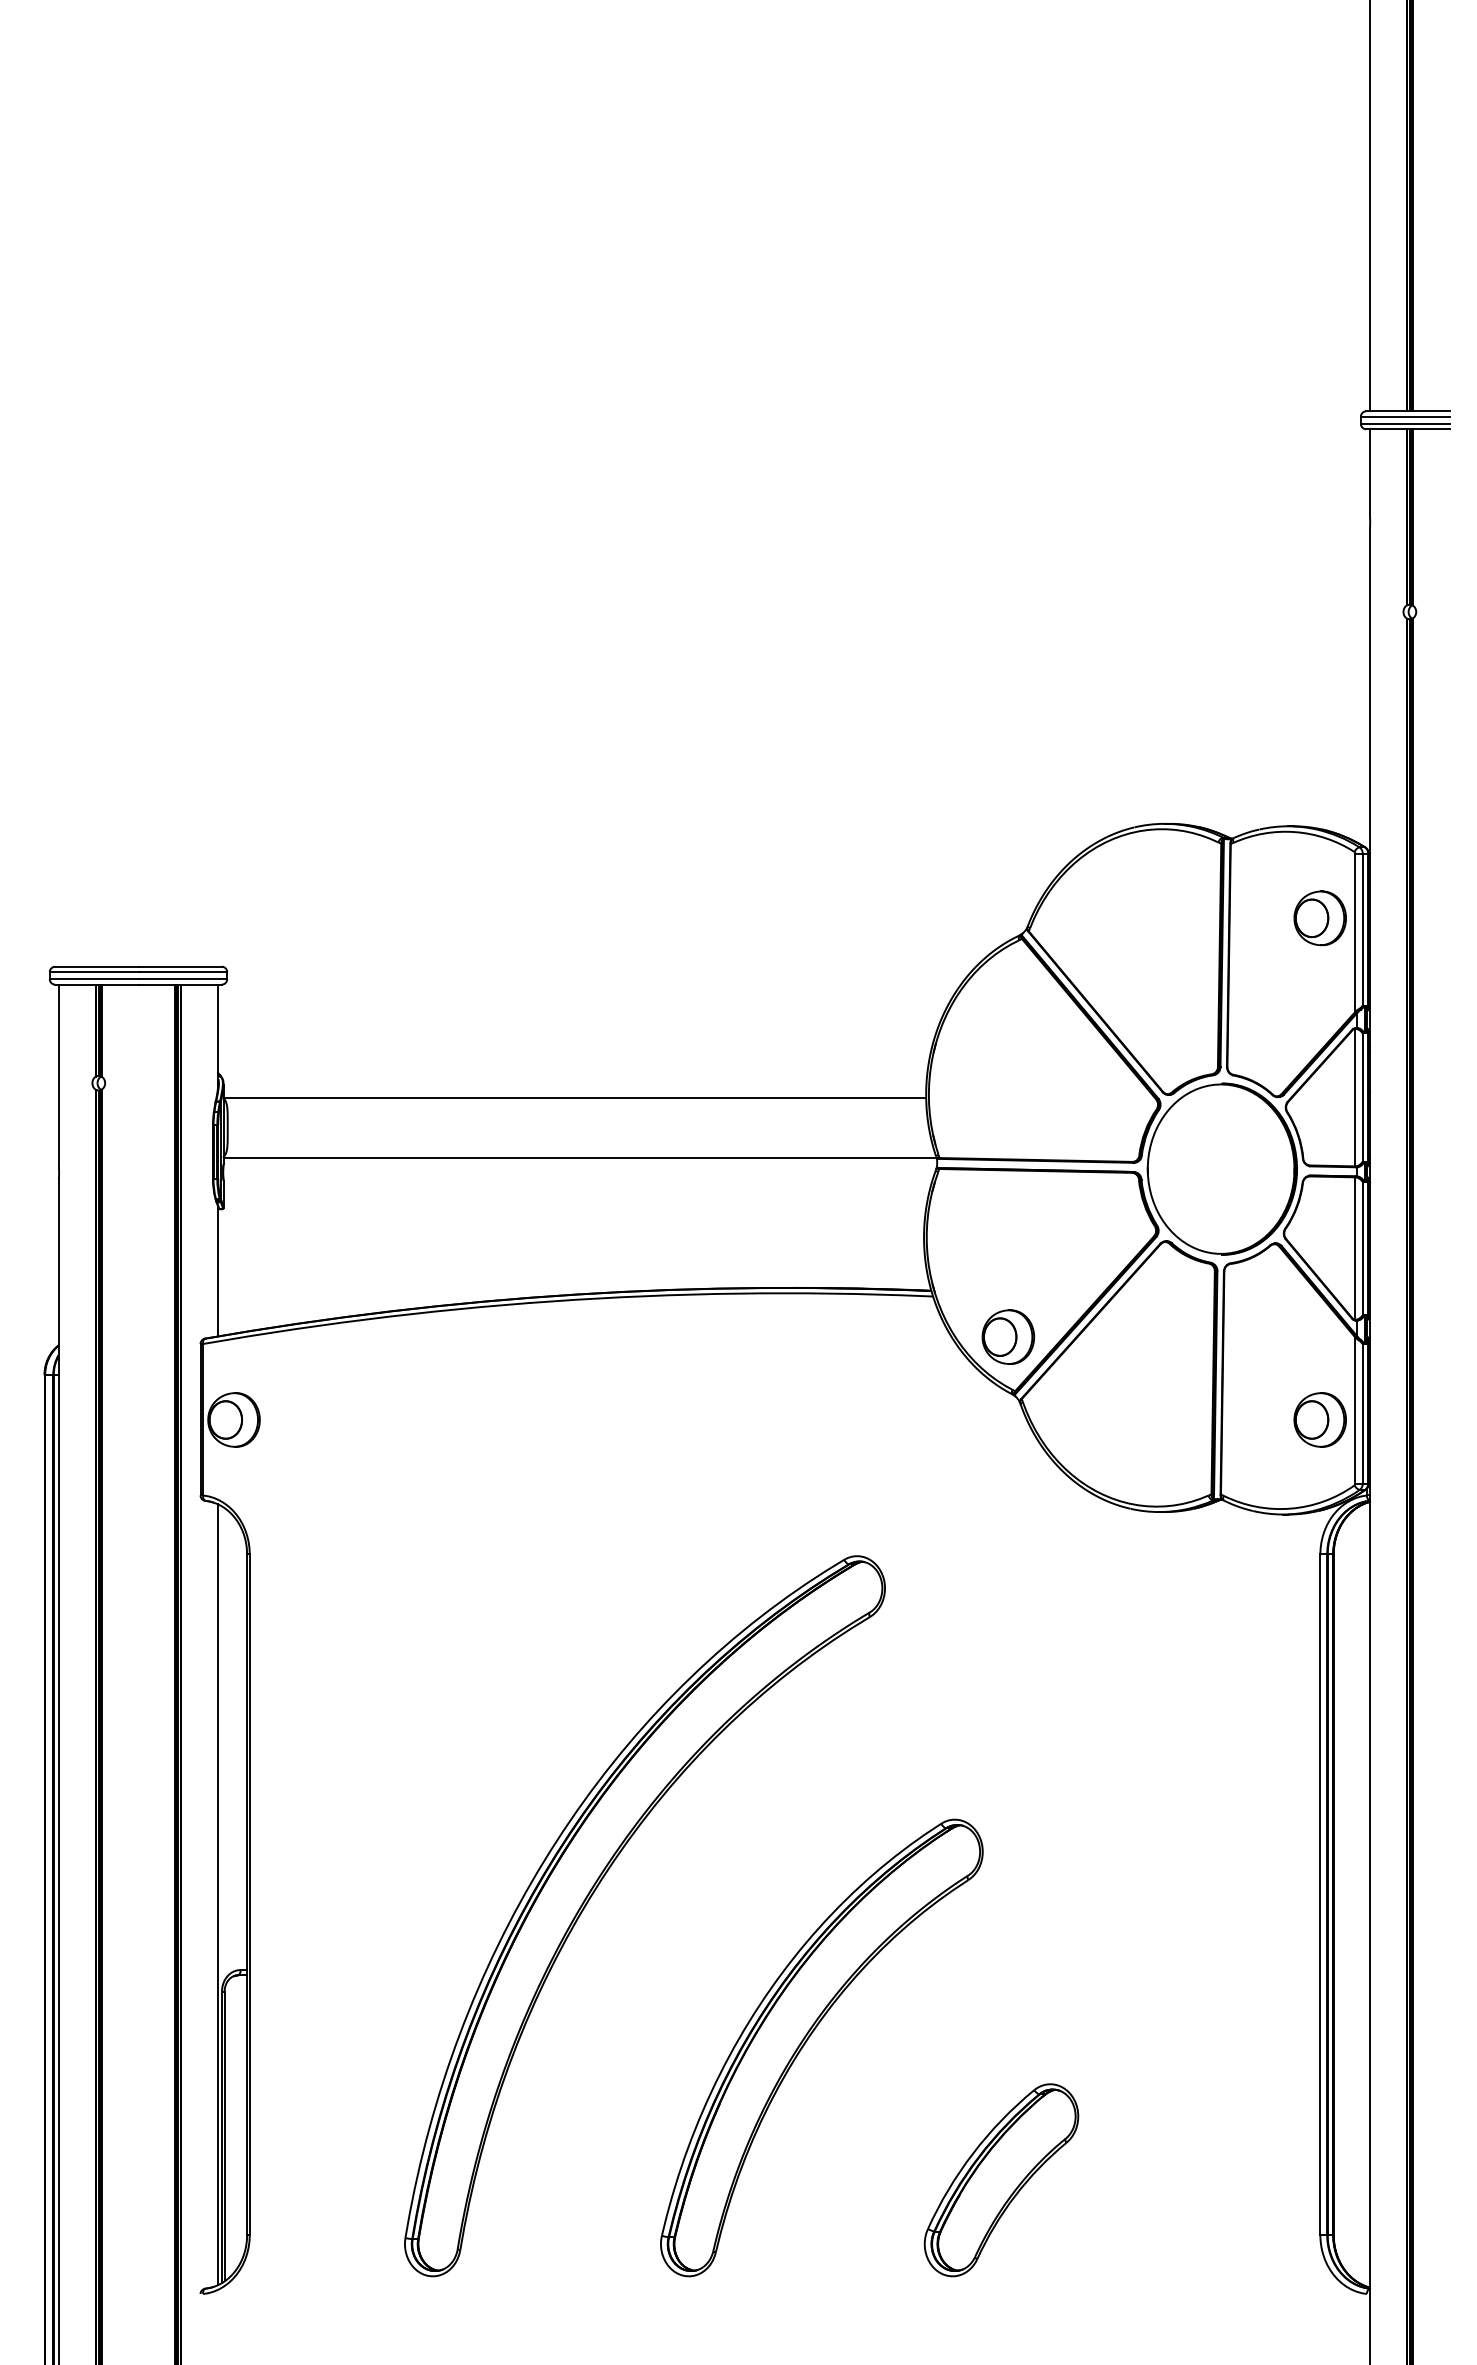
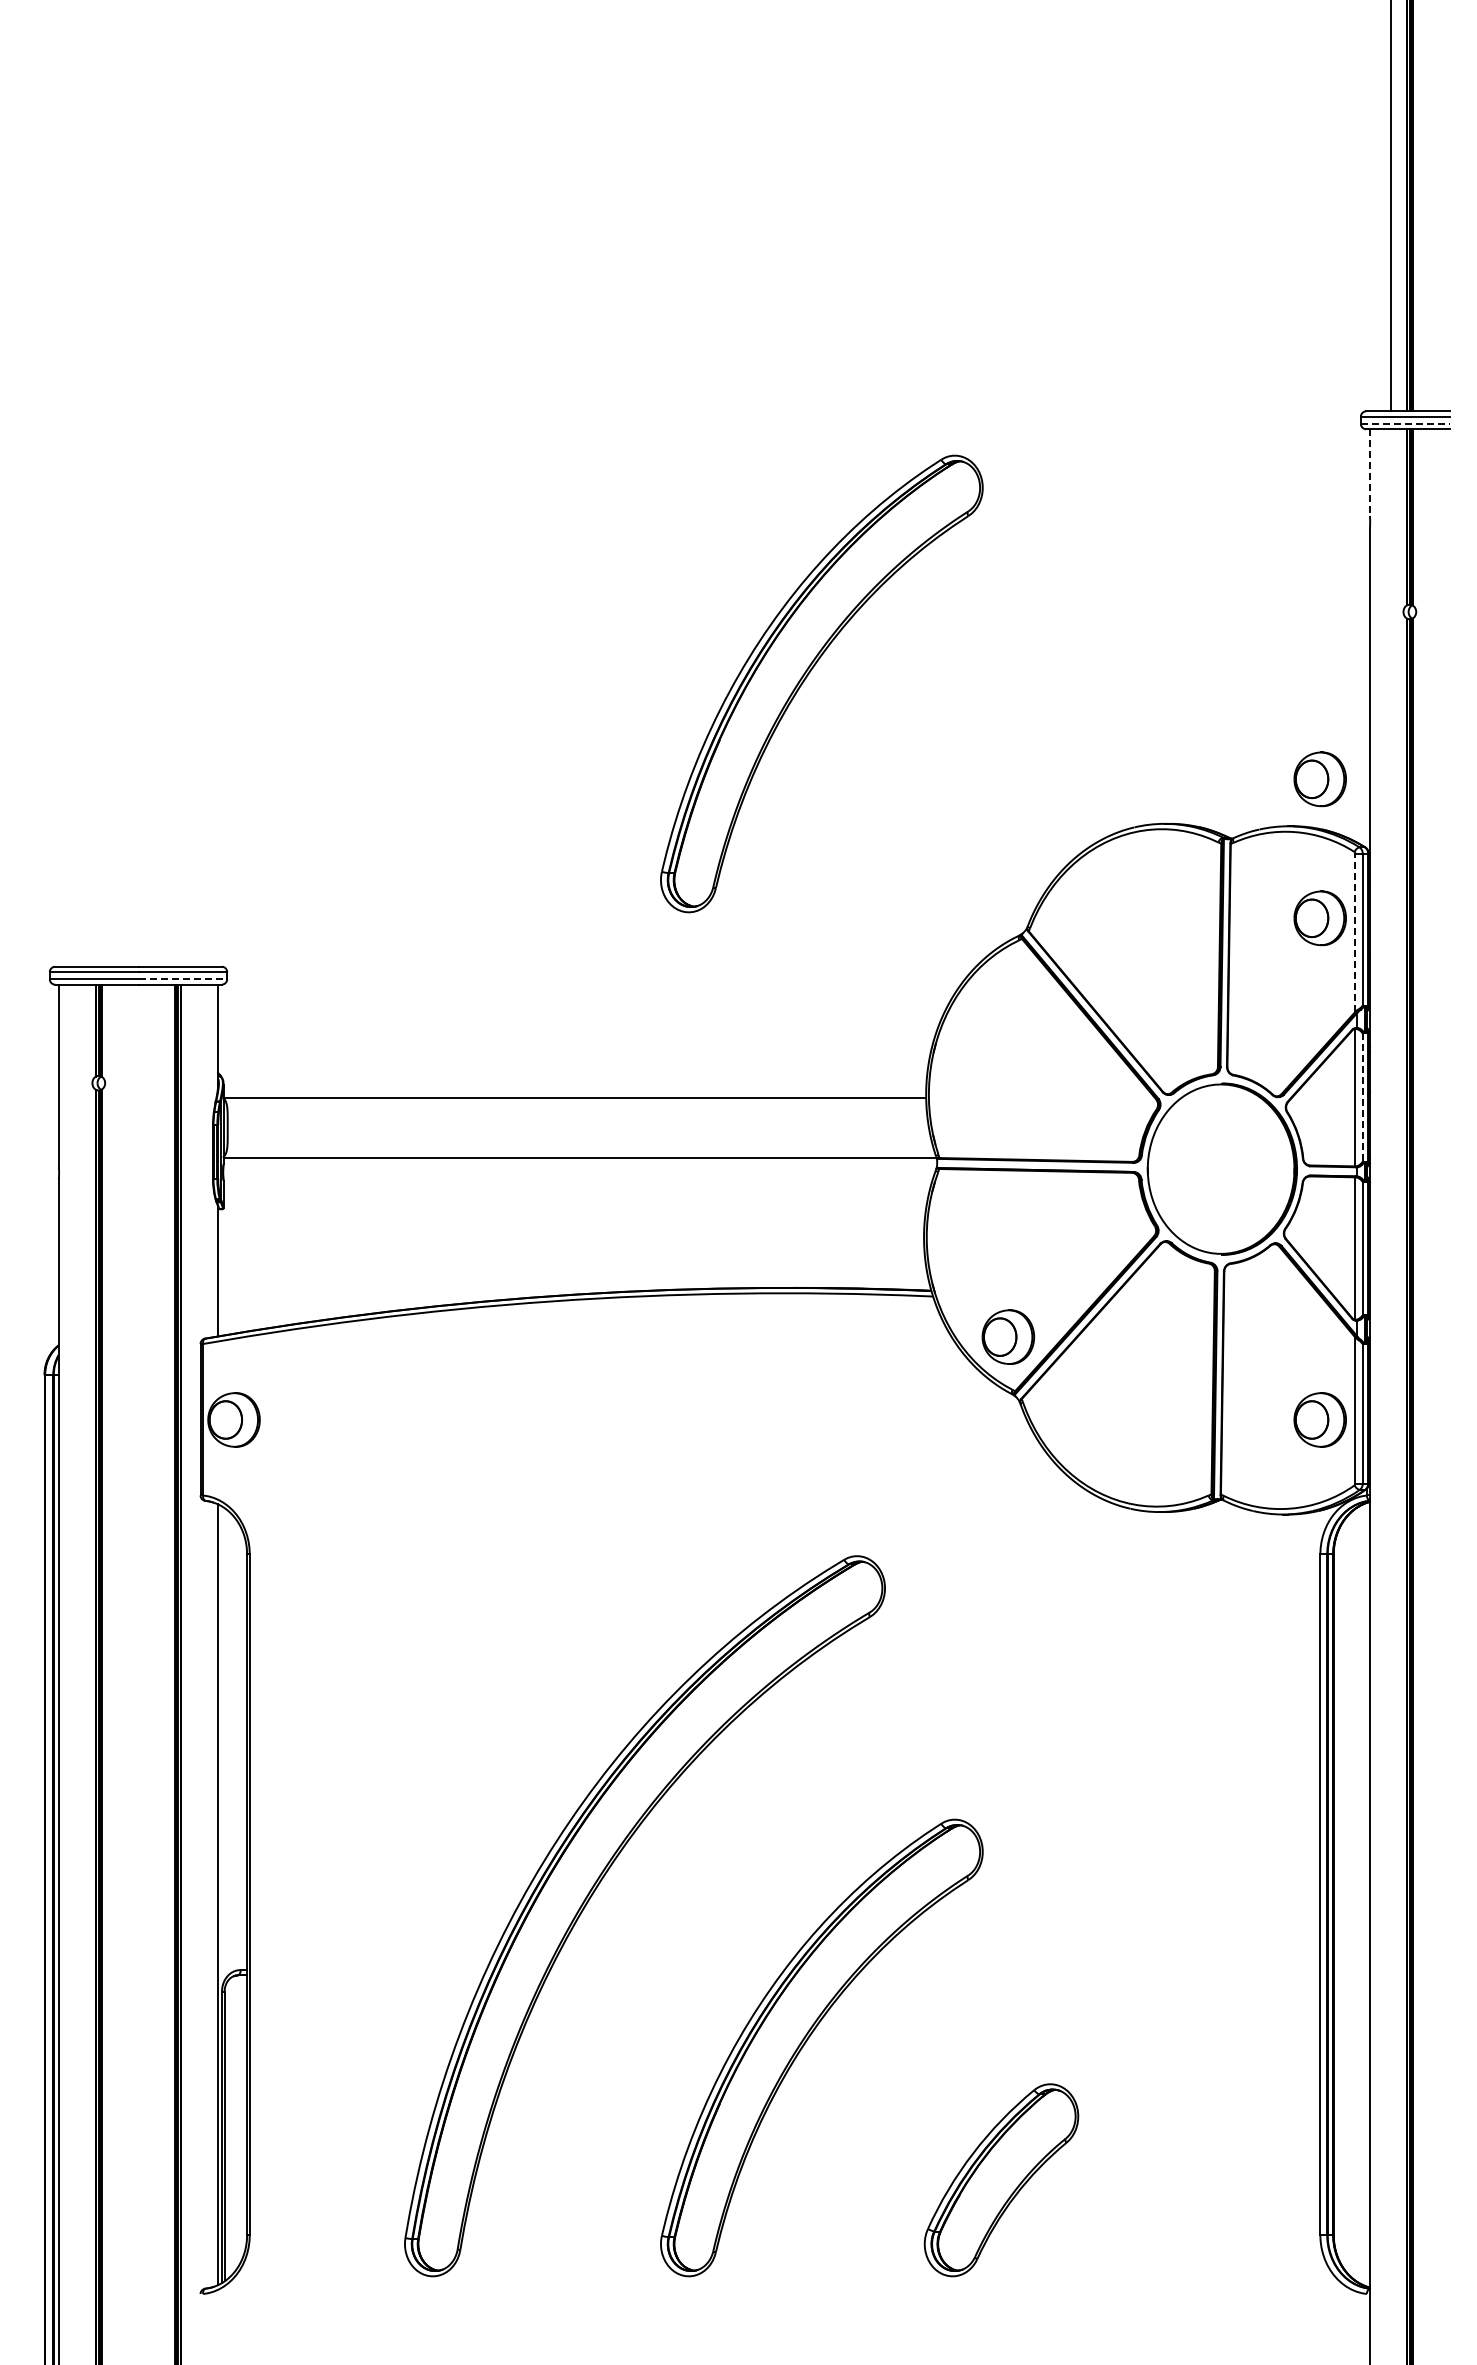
line position: (1369, 206) -> (1390, 206) (1390, 206)
line: solid -> dashed (1405, 423)
line: solid -> dashed (1369, 473)
part: none -> present (809, 674)
part: none -> present (1319, 779)
line: solid -> dashed (1355, 932)
line: solid -> dashed (183, 979)
line: solid -> dashed (1362, 1098)
